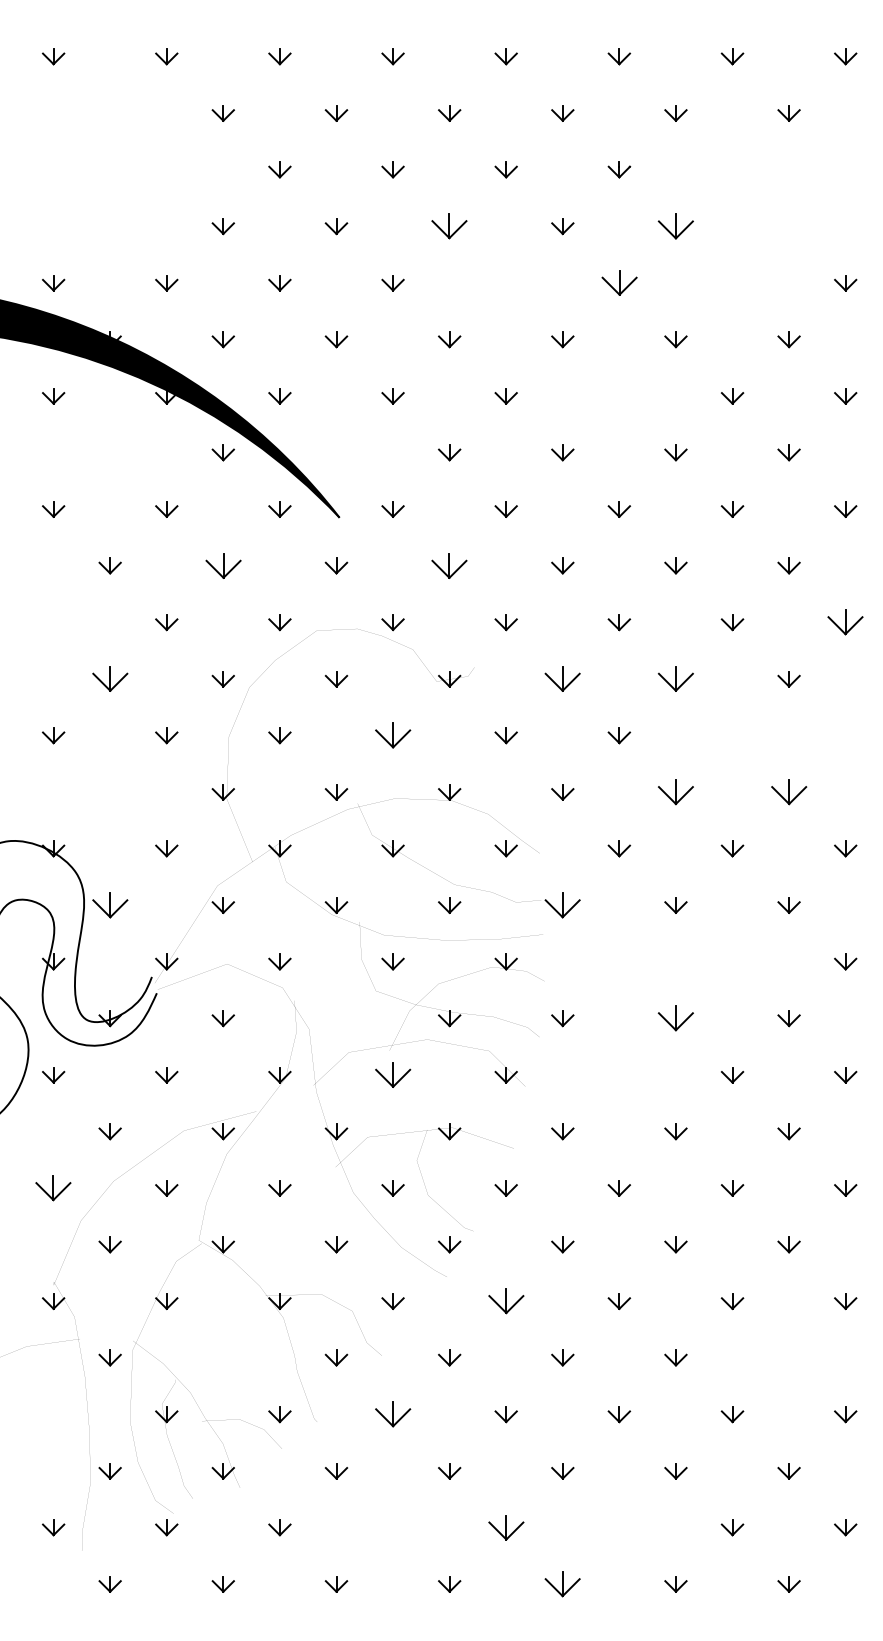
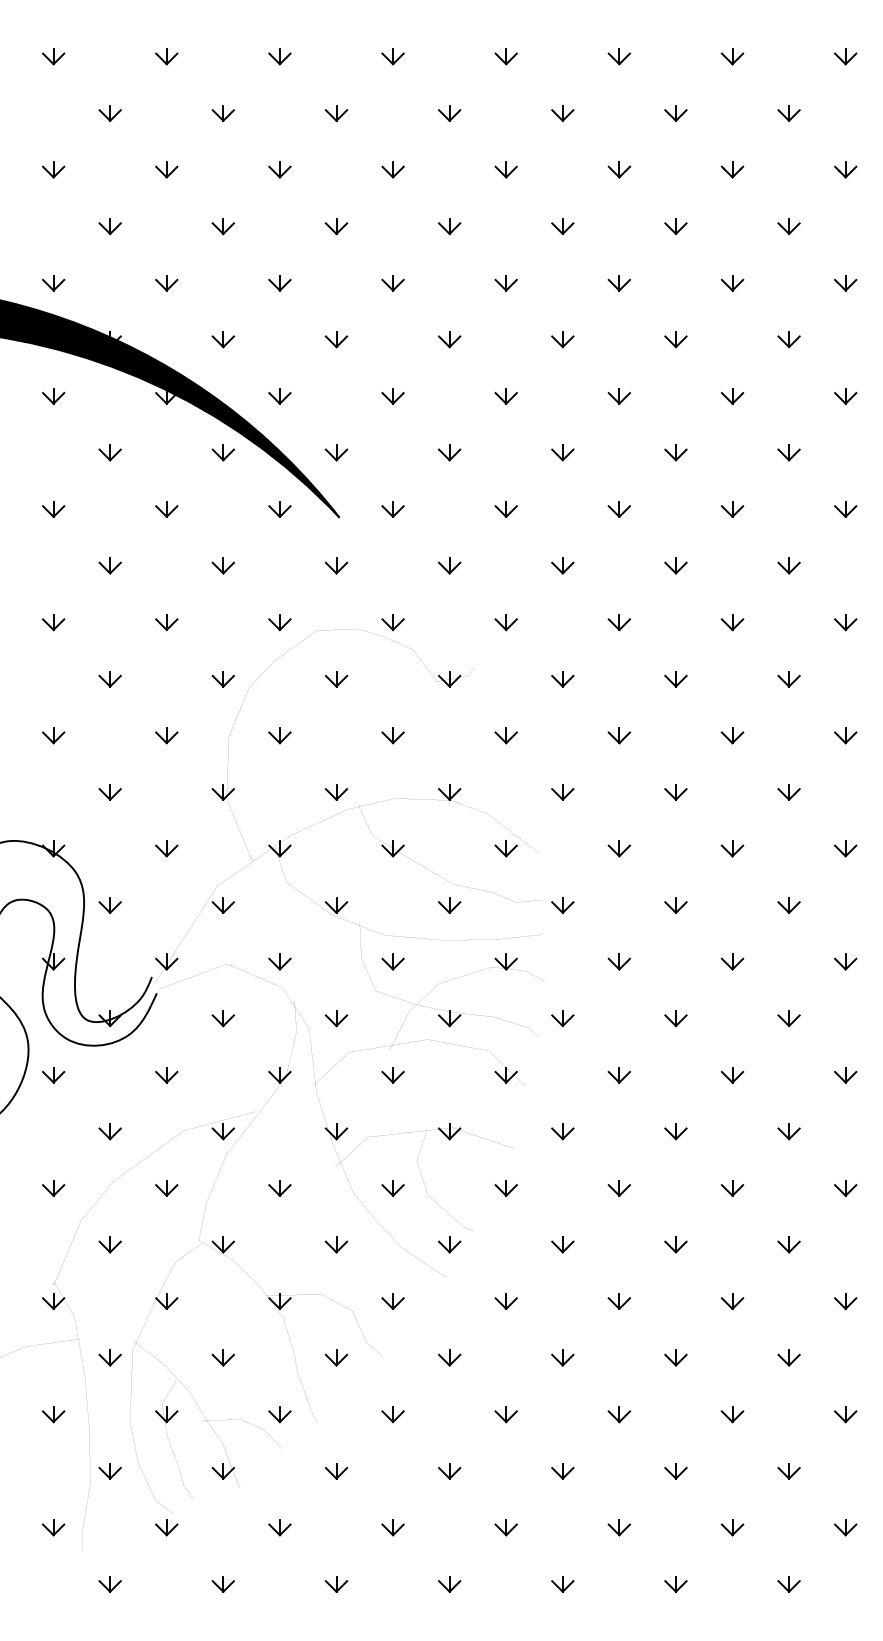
part: none -> present (109, 113)
part: none -> present (53, 169)
part: none -> present (166, 169)
part: none -> present (732, 169)
part: none -> present (845, 169)
part: none -> present (109, 226)
part size: 37x27 px -> 24x18 px (449, 226)
part size: 37x27 px -> 24x17 px (675, 226)
part: none -> present (788, 226)
part size: 37x26 px -> 24x17 px (618, 283)
part: none -> present (505, 283)
part: none -> present (732, 283)
part: none -> present (618, 396)
part: none -> present (109, 452)
part: none -> present (336, 452)
part size: 37x26 px -> 24x18 px (222, 565)
part size: 37x26 px -> 24x18 px (449, 565)
part: none -> present (53, 622)
part size: 37x27 px -> 24x18 px (845, 622)
part size: 37x26 px -> 24x17 px (109, 679)
part size: 37x26 px -> 24x17 px (562, 679)
part size: 37x26 px -> 24x17 px (675, 679)
part size: 37x27 px -> 24x18 px (392, 735)
part: none -> present (732, 735)
part: none -> present (845, 735)
part: none -> present (109, 792)
part size: 36x27 px -> 24x17 px (675, 792)
part size: 37x27 px -> 24x17 px (788, 792)
part size: 37x27 px -> 24x17 px (109, 905)
part size: 37x27 px -> 24x17 px (562, 905)
part: none -> present (618, 961)
part: none -> present (732, 961)
part: none -> present (336, 1018)
part size: 37x27 px -> 24x18 px (675, 1018)
part size: 37x26 px -> 24x17 px (392, 1075)
part: none -> present (618, 1075)
part size: 37x27 px -> 24x17 px (53, 1188)
part size: 37x27 px -> 24x18 px (505, 1301)
part: none -> present (222, 1357)
part: none -> present (788, 1357)
part: none -> present (53, 1414)
part size: 37x27 px -> 24x18 px (392, 1414)
part: none -> present (392, 1527)
part size: 37x26 px -> 24x18 px (505, 1527)
part: none -> present (619, 1527)
part size: 37x27 px -> 24x17 px (562, 1584)
